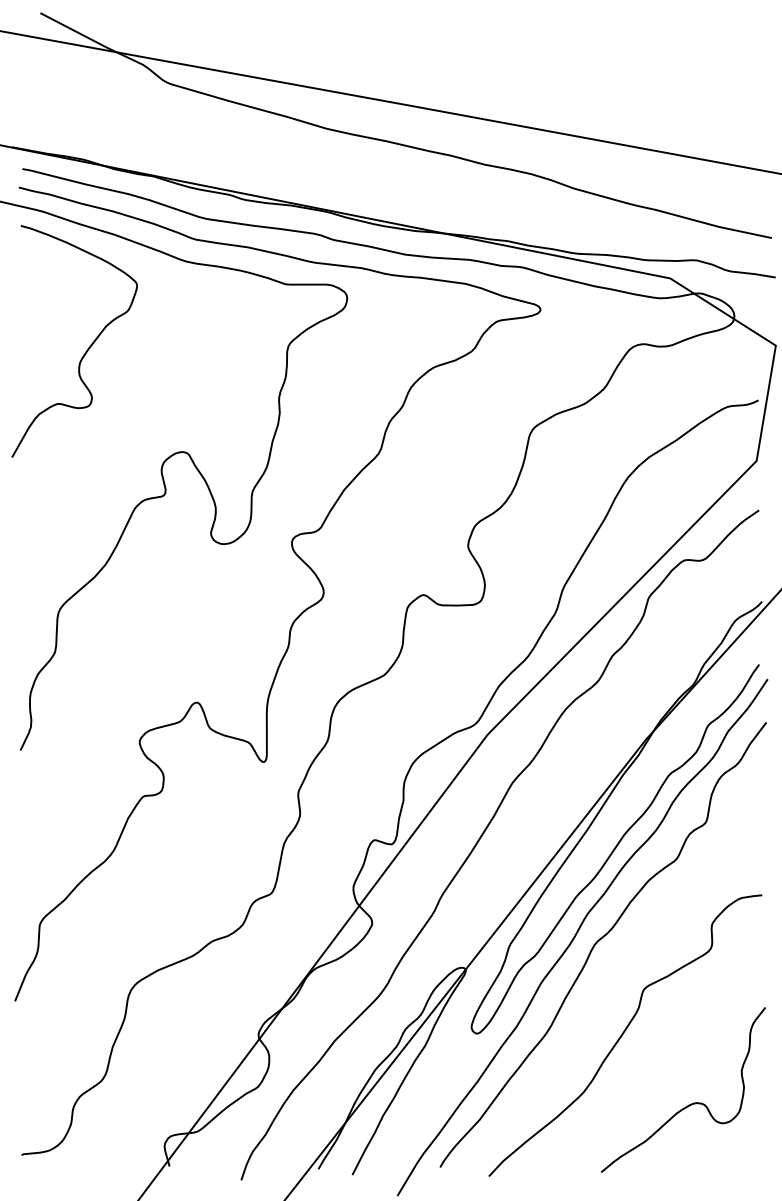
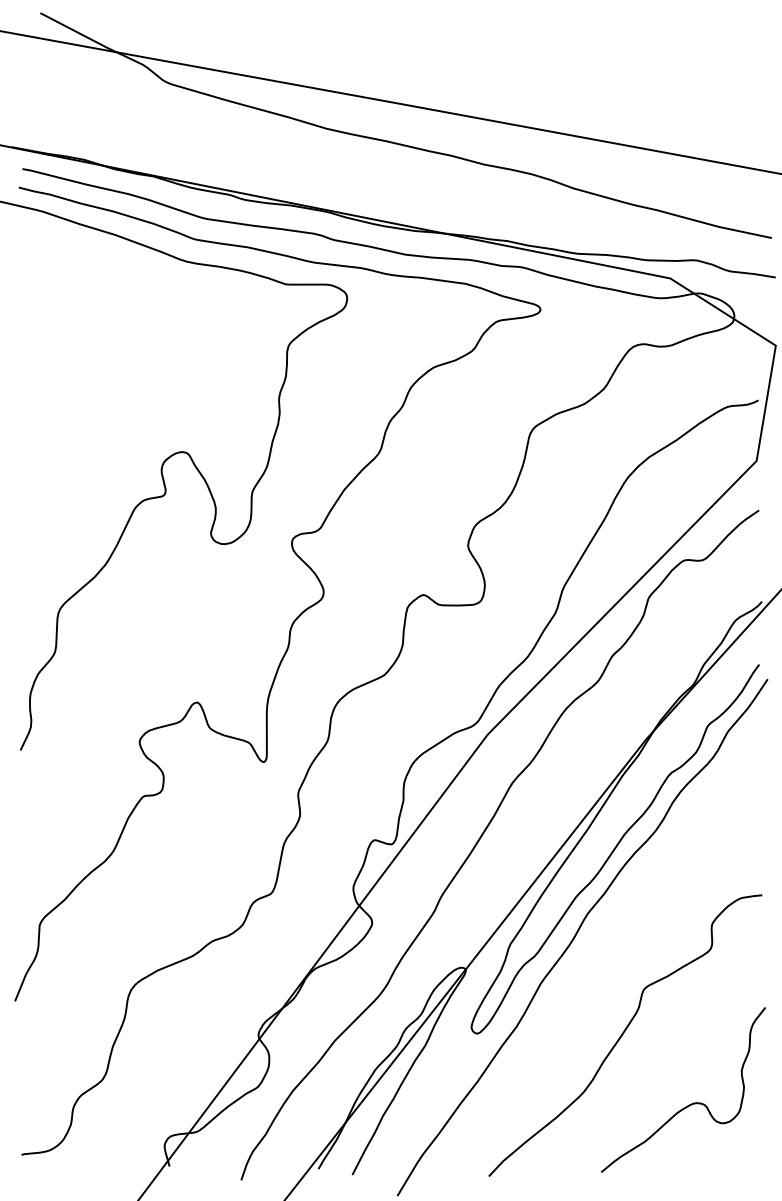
curve: present -> none (87, 348)
curve: present -> none (599, 941)
